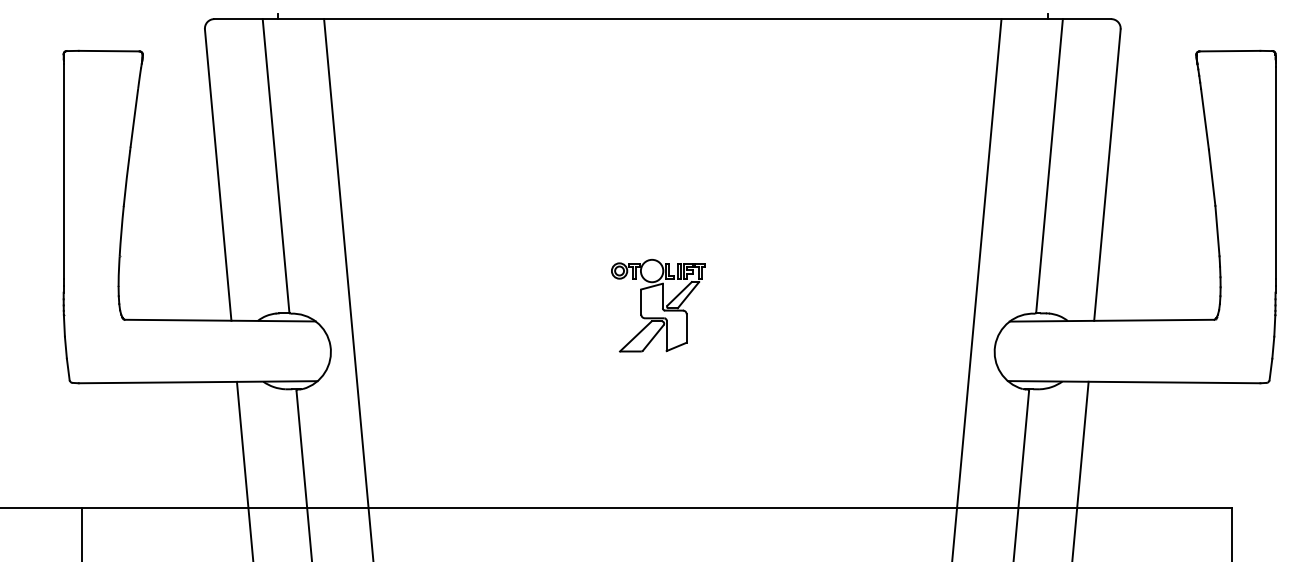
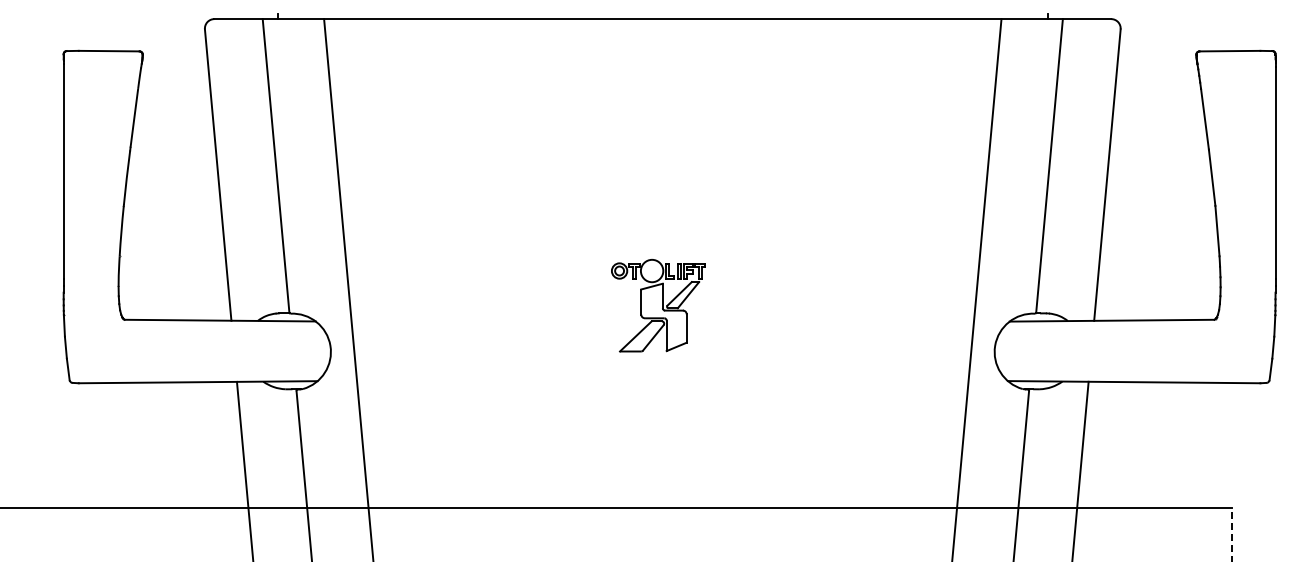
line: present -> none (81, 532)
line: solid -> dashed (1232, 534)
